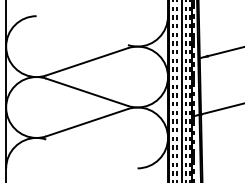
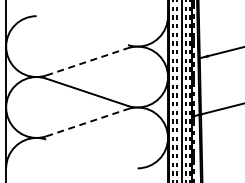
line: solid -> dashed (87, 61)
line: solid -> dashed (87, 122)
